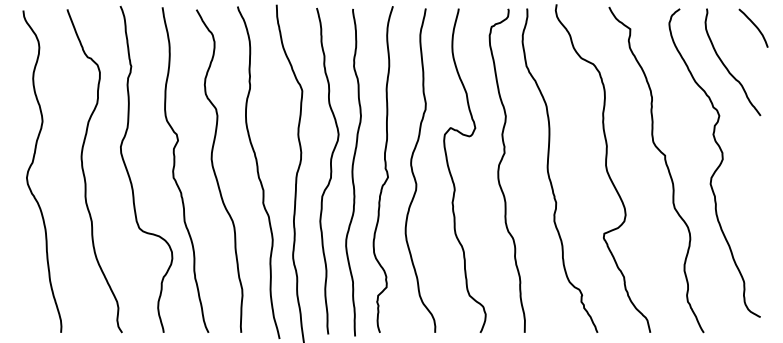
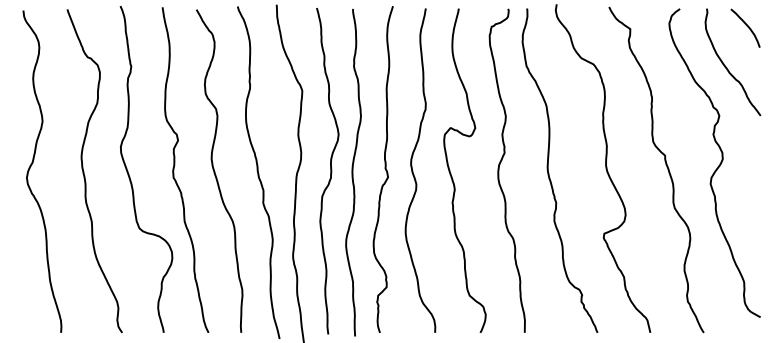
curve position: (754, 26) -> (746, 26) (746, 26)
